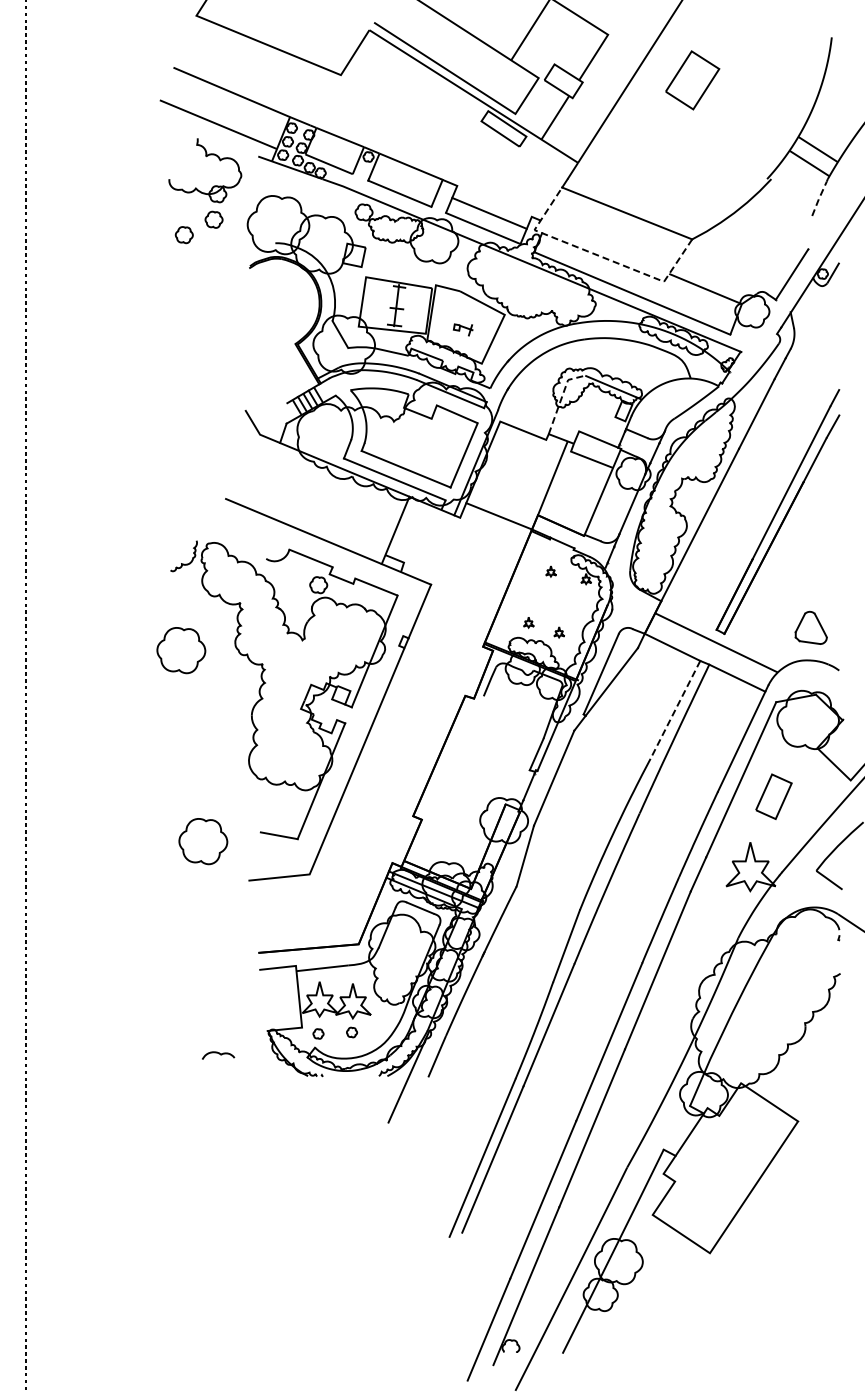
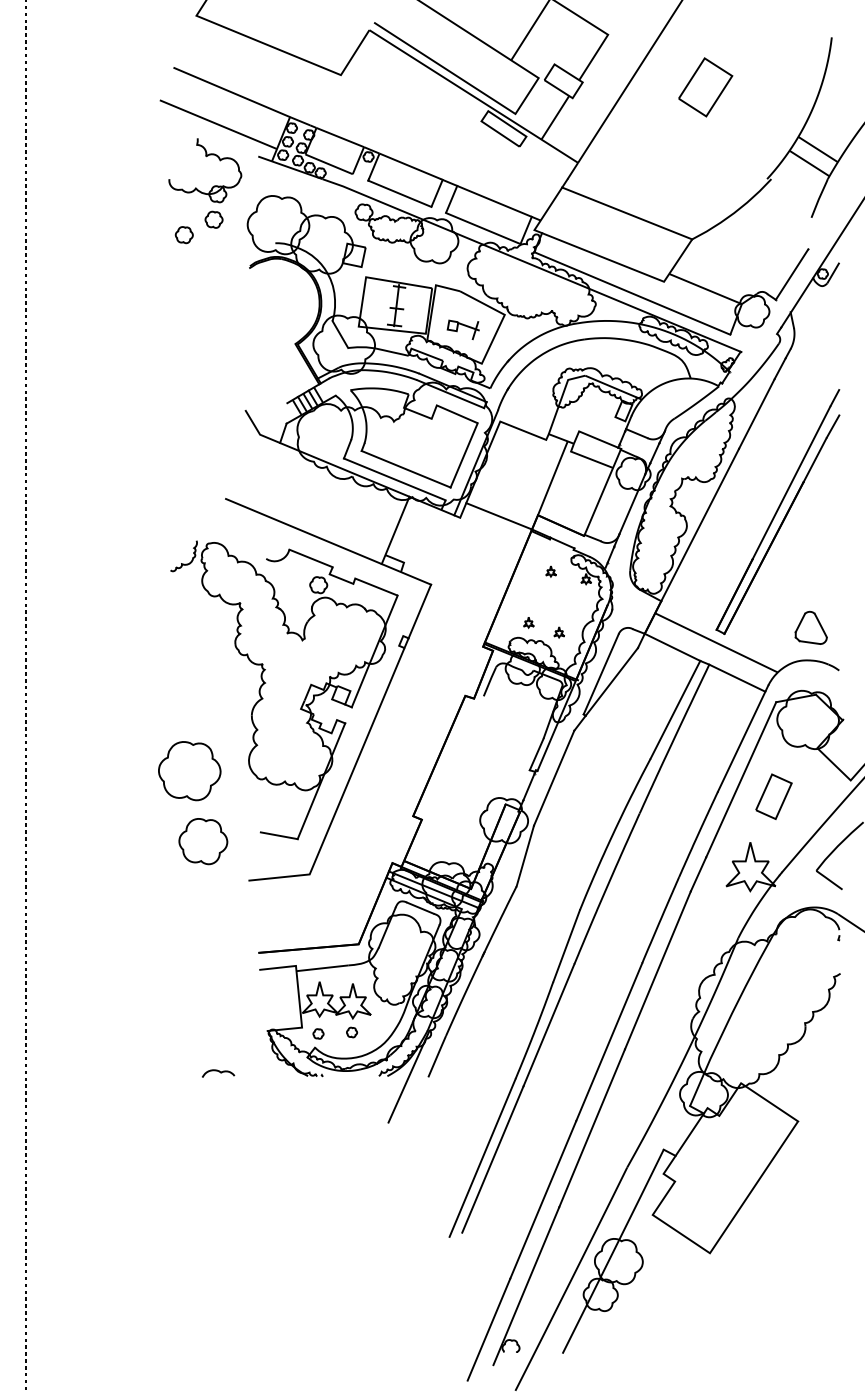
part position: (692, 80) -> (705, 87) (705, 87)
line: dashed -> solid (819, 198)
line position: (489, 212) -> (494, 200) (494, 200)
line: dashed -> solid (599, 255)
part size: 22x14 px -> 34x22 px (462, 329)
line: dashed -> solid (561, 397)
part: present -> none (181, 650)
line: dashed -> solid (675, 709)
part: none -> present (189, 771)
curve position: (219, 1054) -> (219, 1072) (219, 1072)
